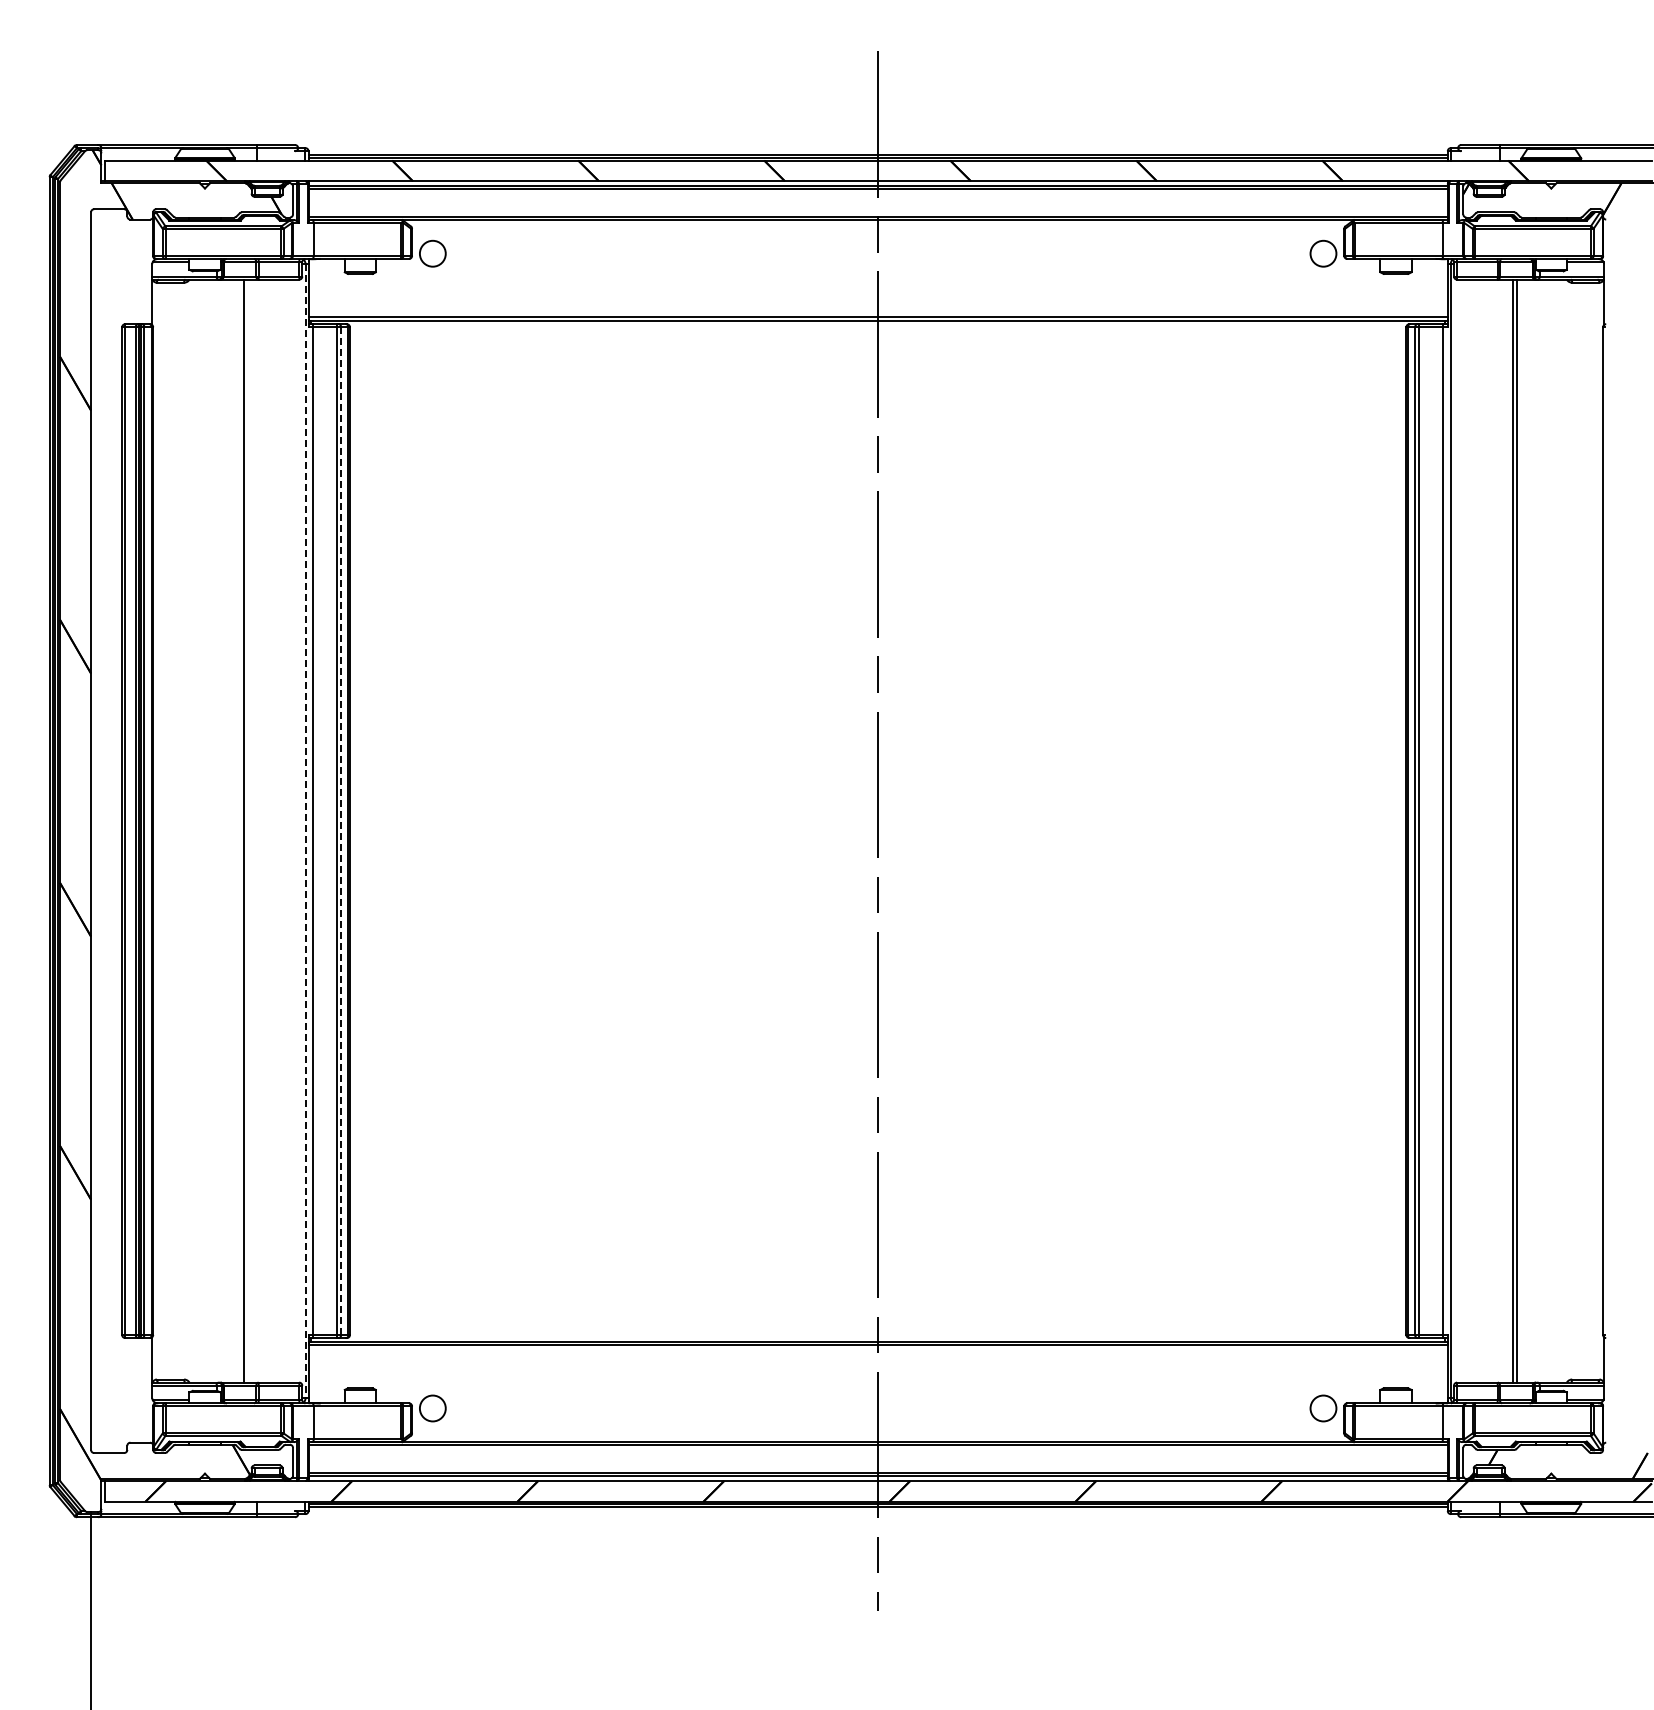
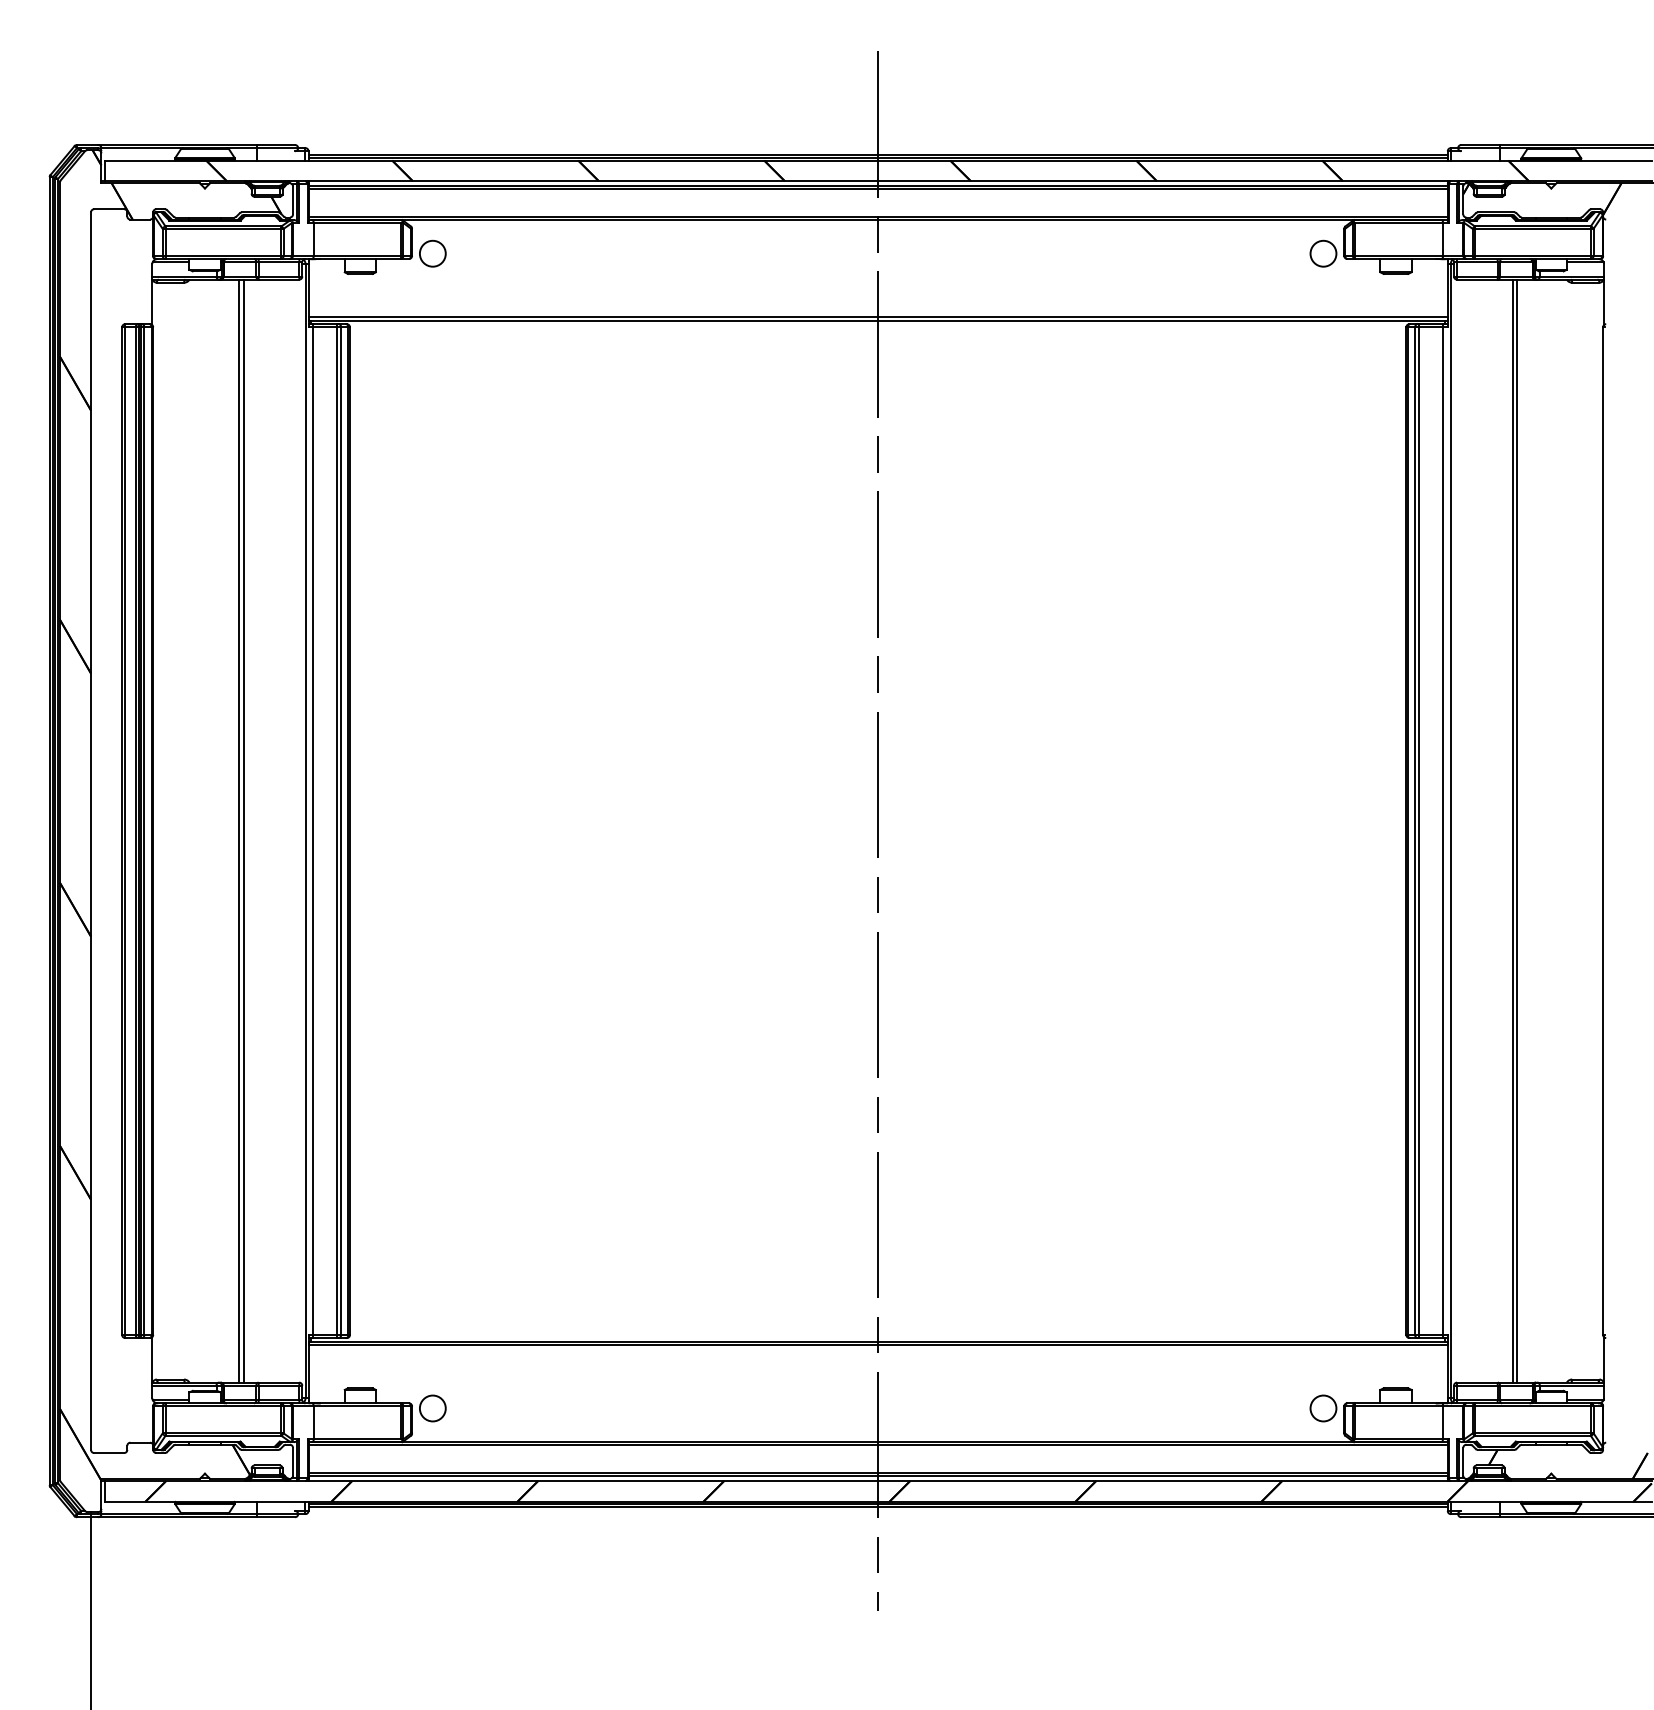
line: none -> present (239, 830)
line: dashed -> solid (305, 831)
line: dashed -> solid (341, 831)
